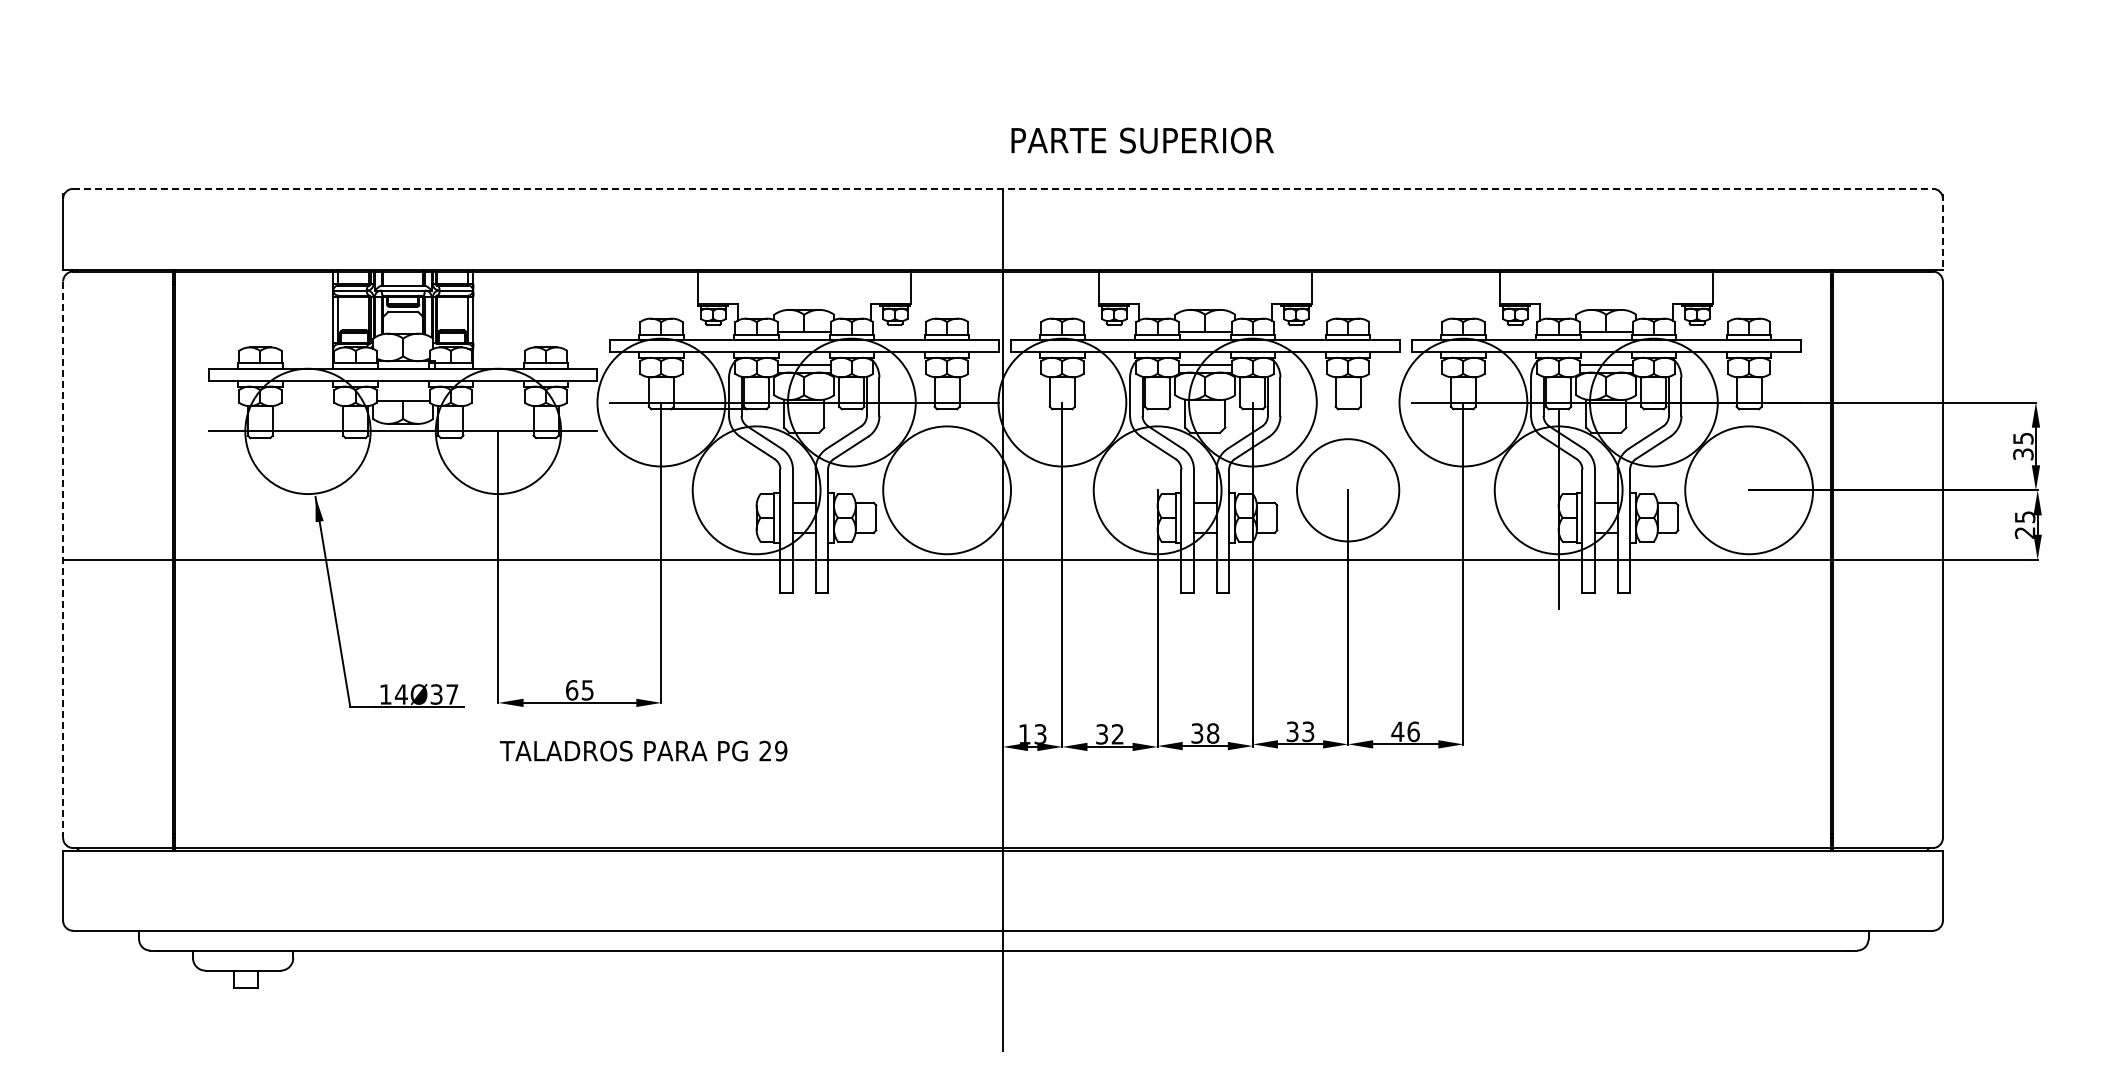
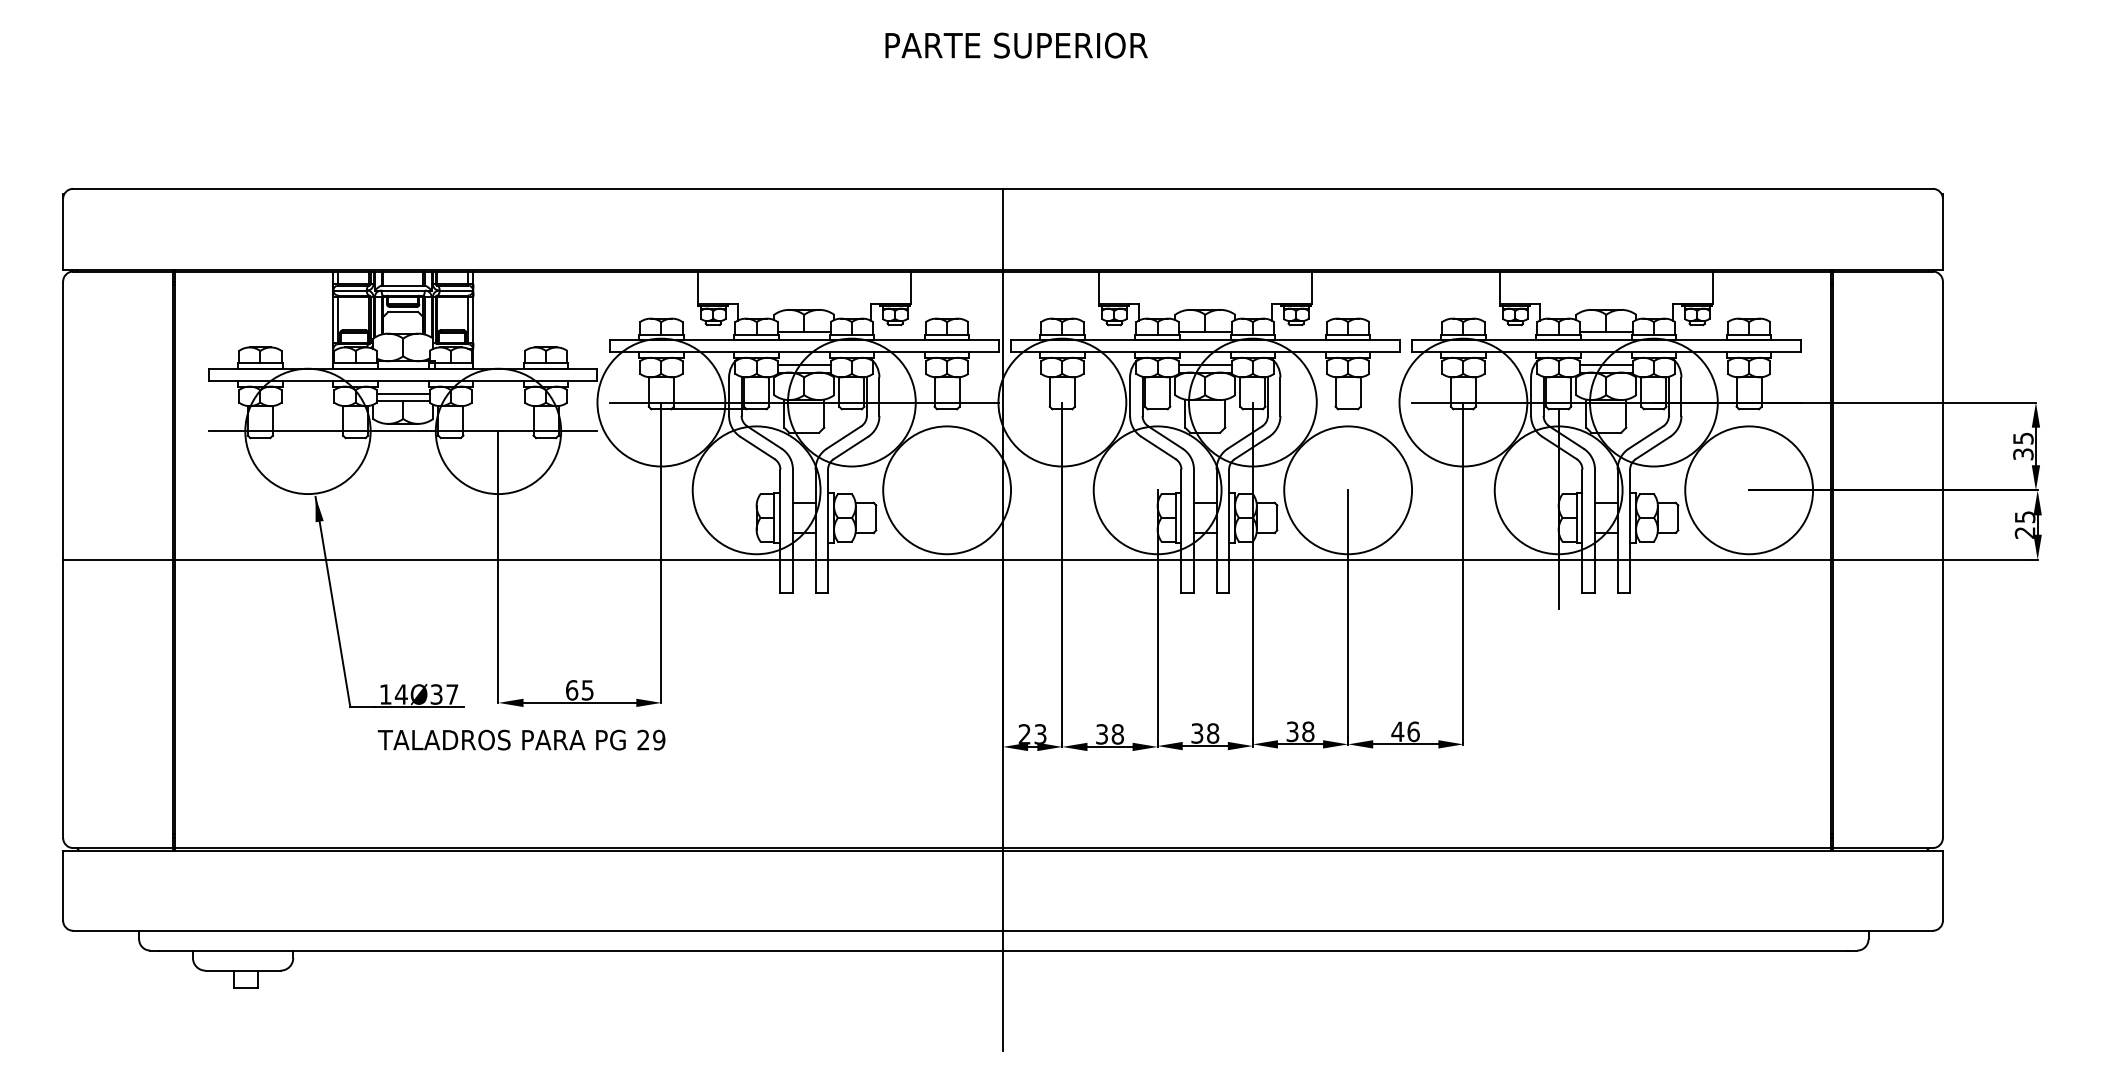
text position: (1142, 140) -> (1016, 45) (1016, 45)
line: dashed -> solid (1003, 188)
line: dashed -> solid (1942, 232)
line: none -> present (402, 393)
circle diameter: 102 px -> 128 px (1348, 490)
line: dashed -> solid (63, 560)
text: 33 -> 38 (1308, 731)
text: 13 -> 23 (1024, 733)
text: 32 -> 38 (1117, 734)
text position: (643, 750) -> (521, 739) (521, 739)
